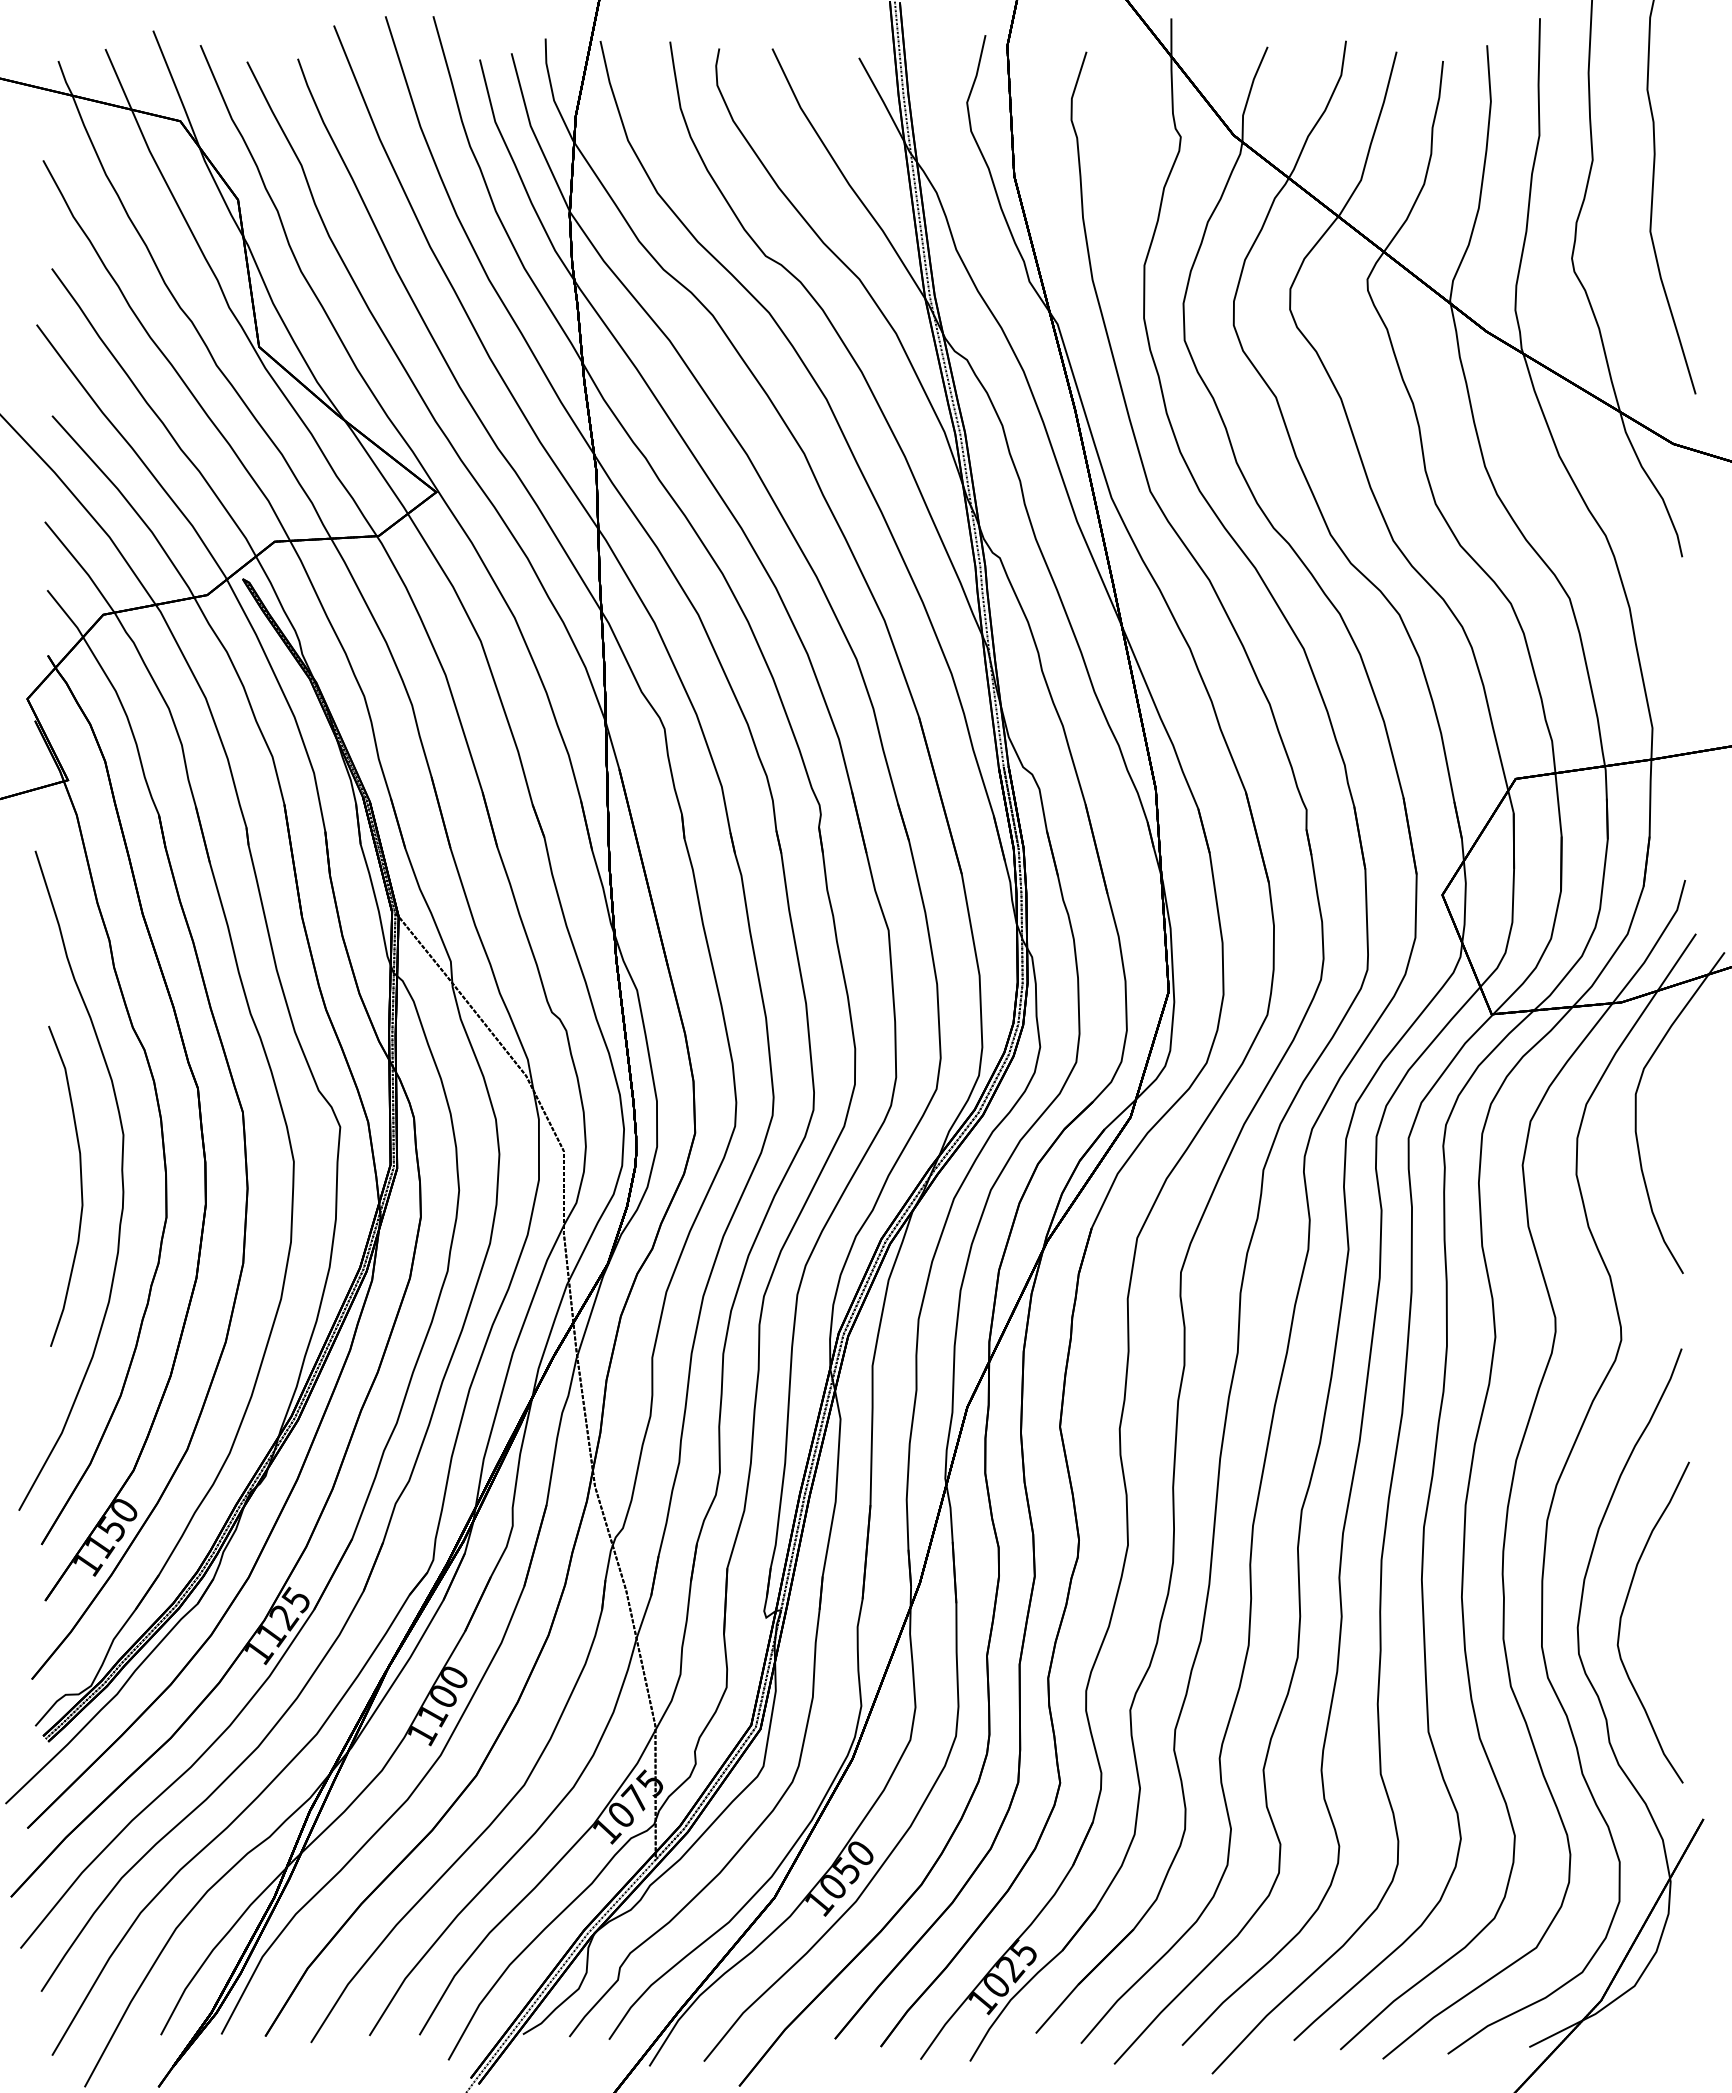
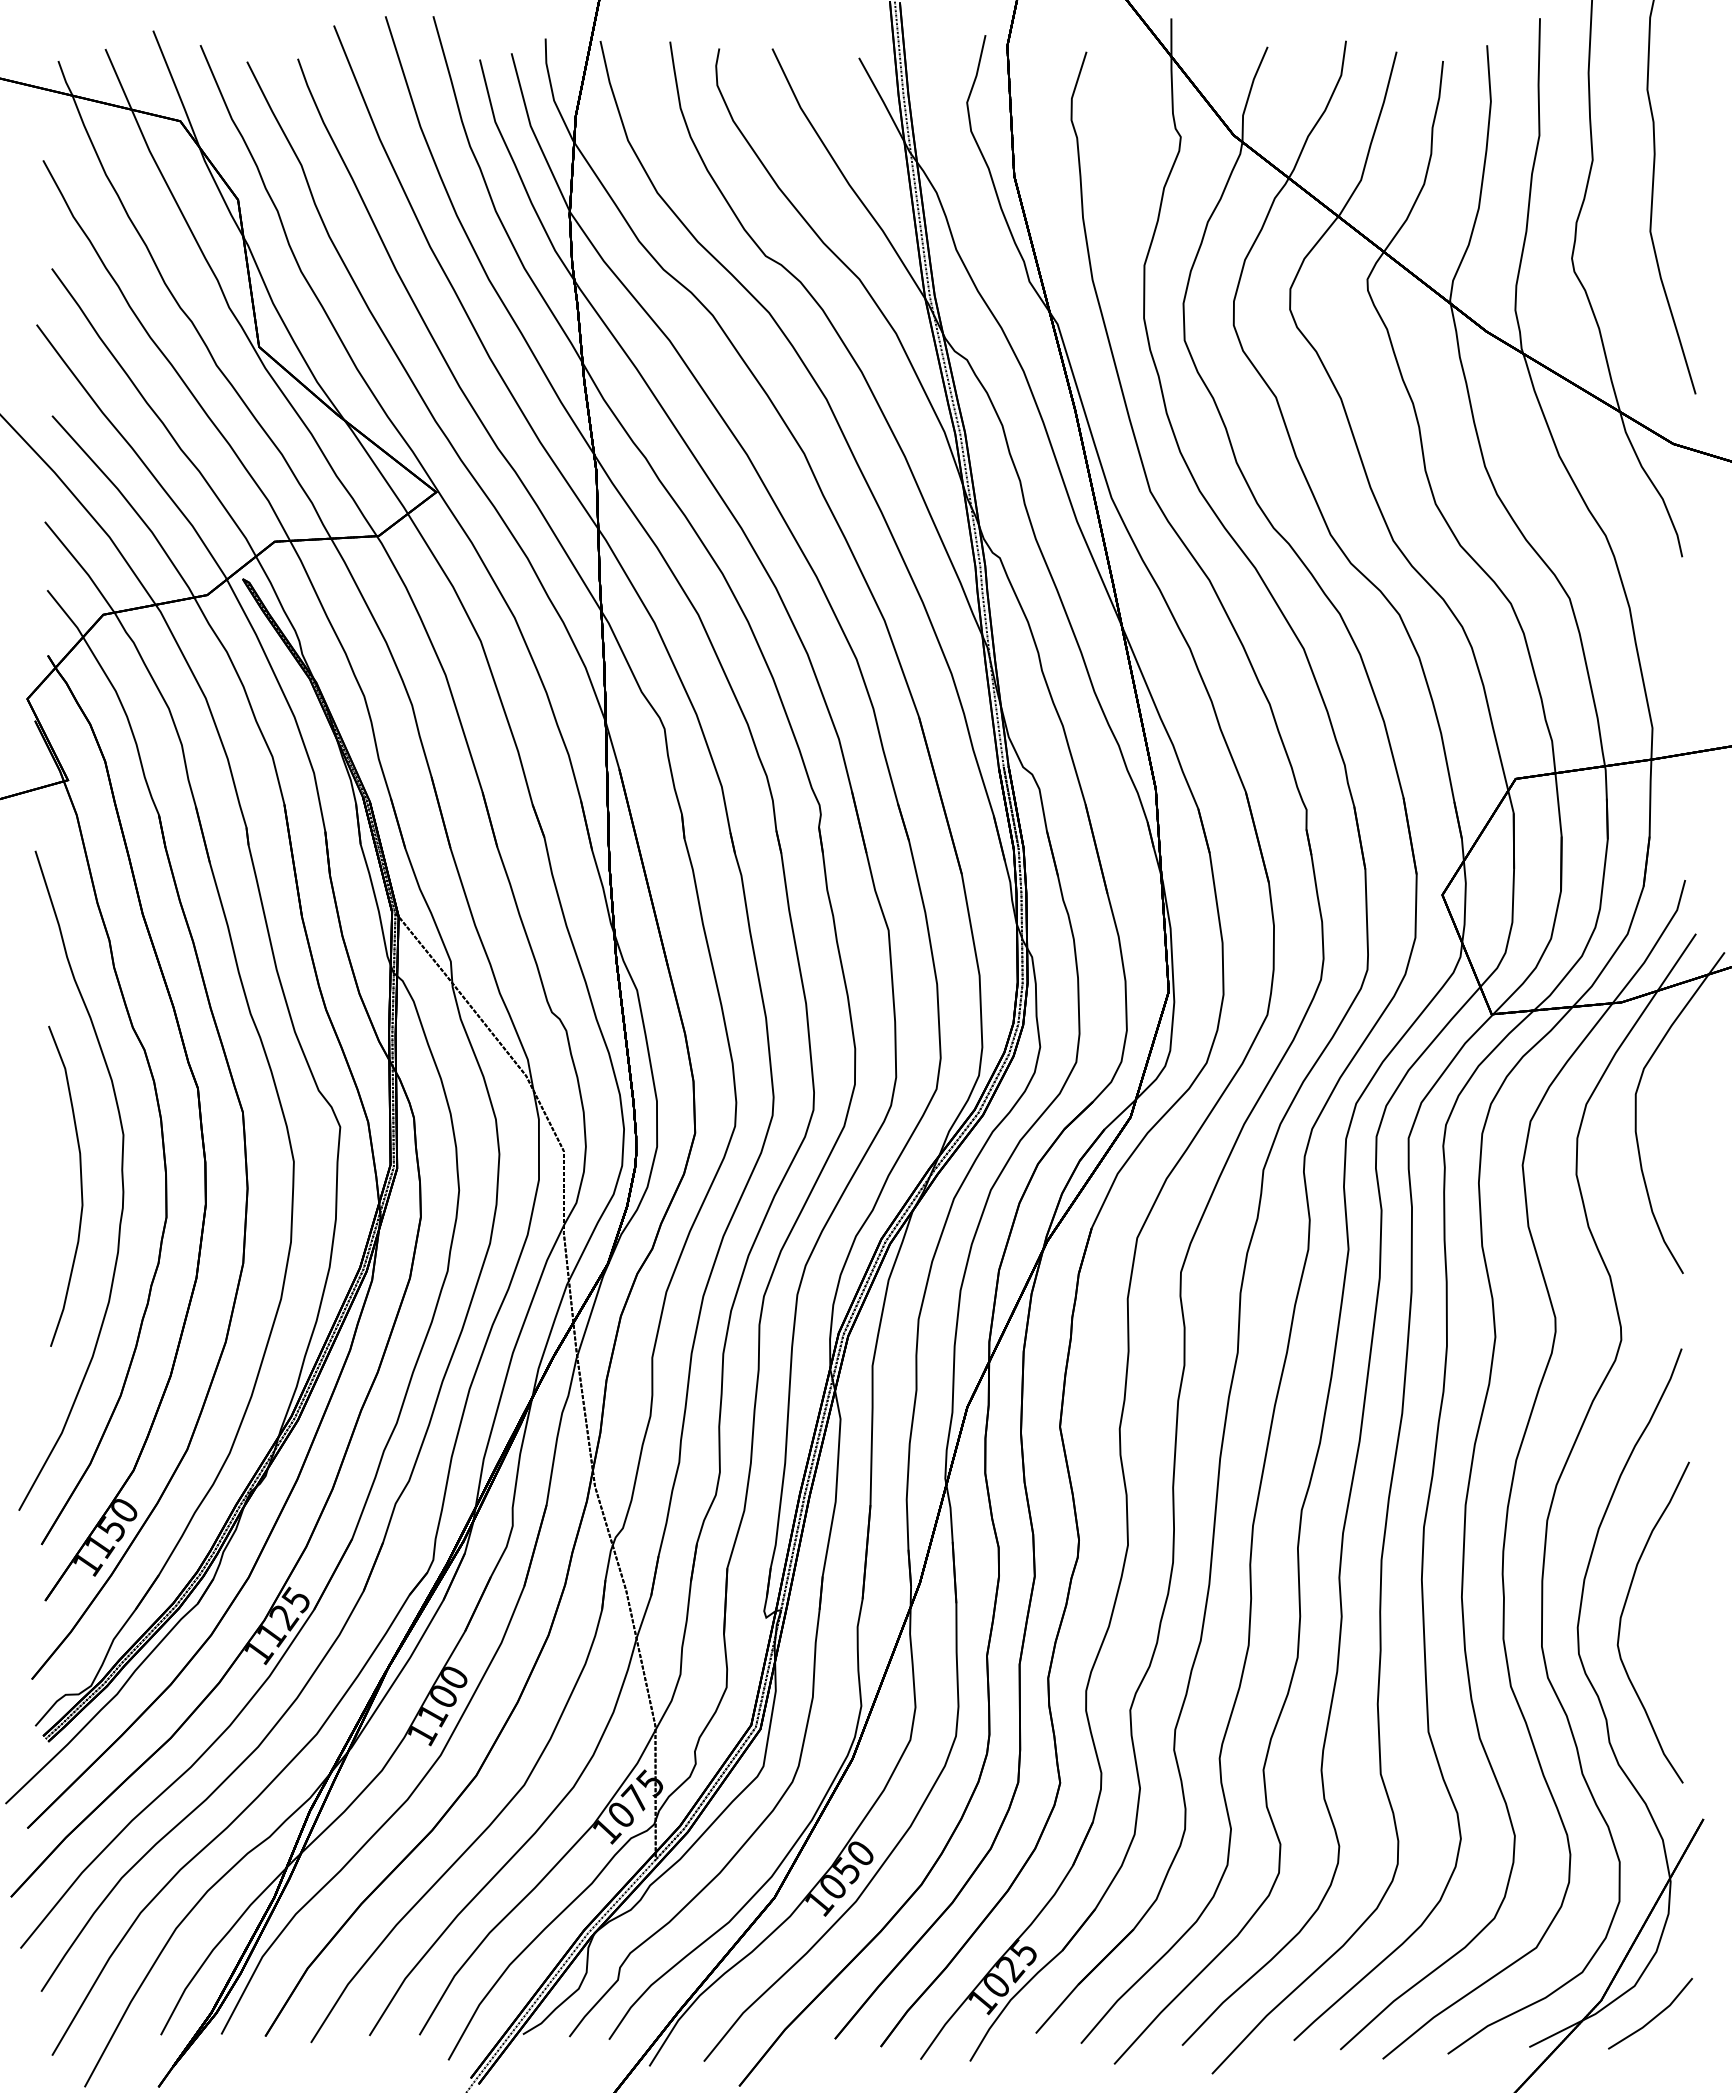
line: none -> present (1654, 2016)
